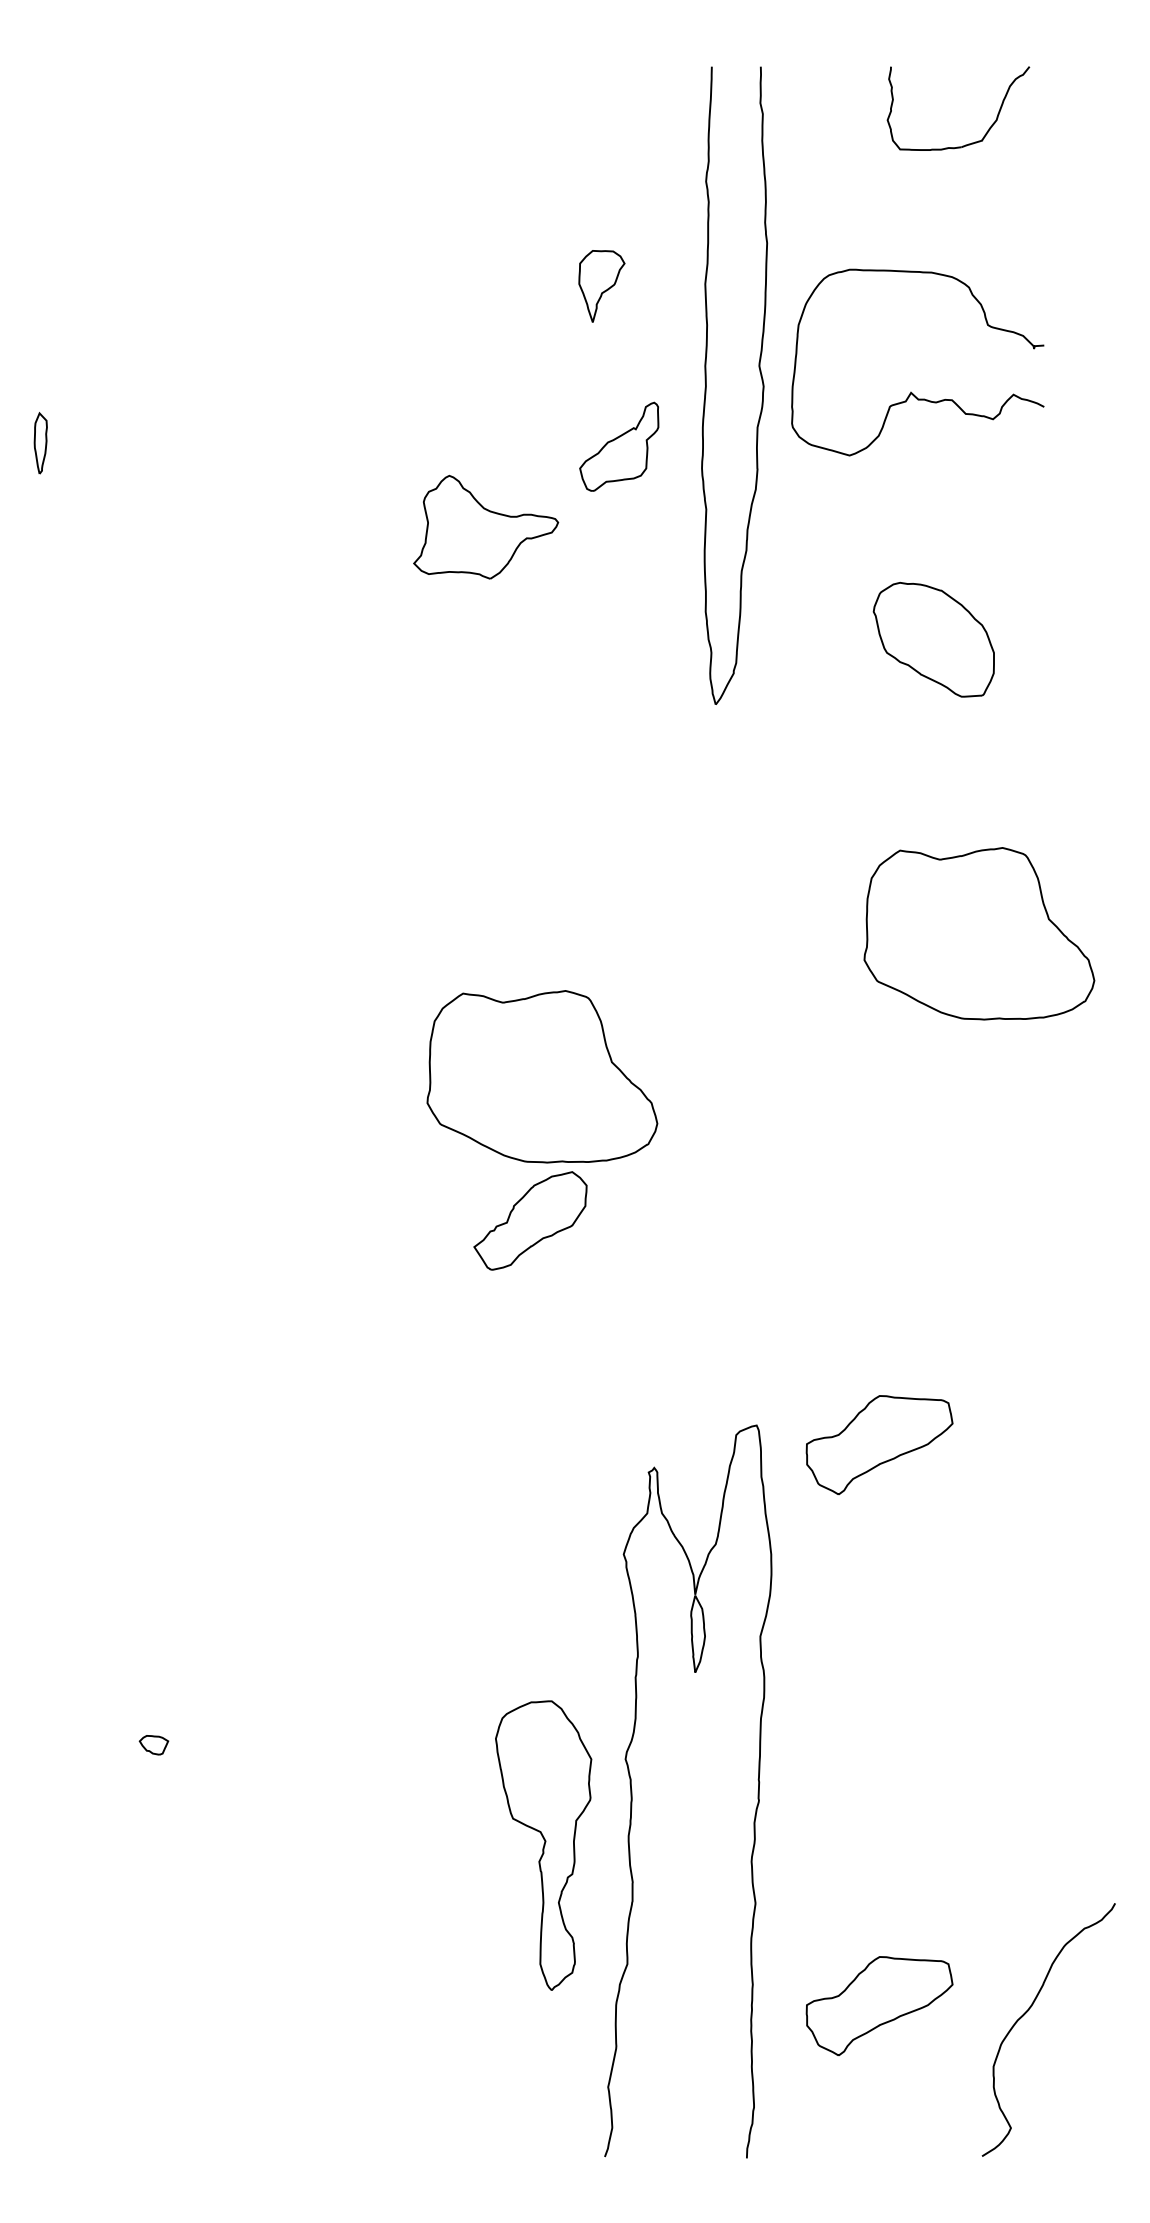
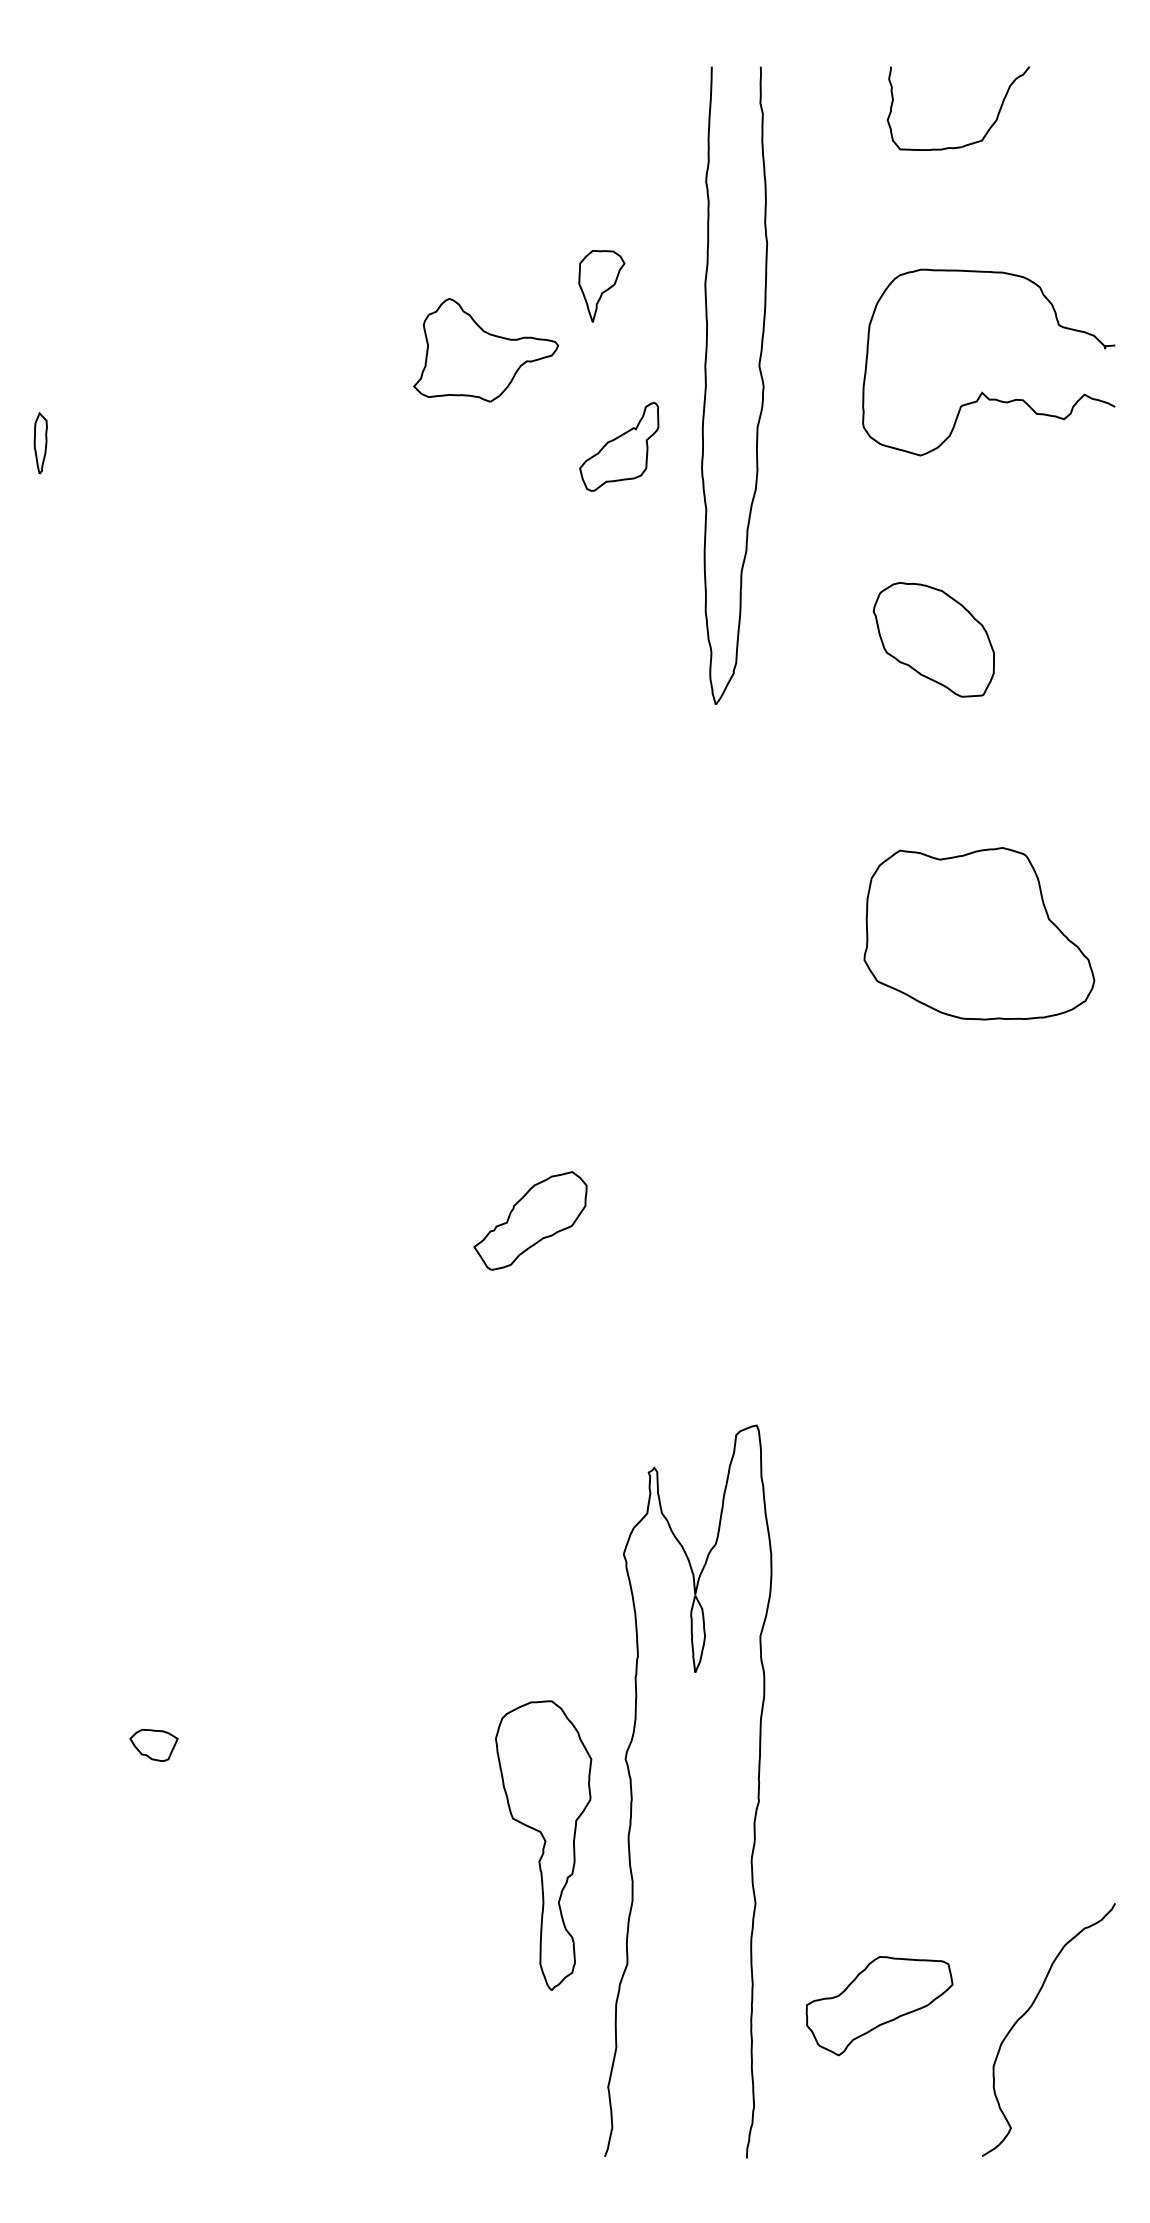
curve position: (911, 391) -> (982, 391) (982, 391)
part position: (486, 527) -> (486, 350) (486, 350)
part: present -> none (542, 1076)
part: present -> none (879, 1445)
part size: 32x21 px -> 50x34 px (153, 1744)
